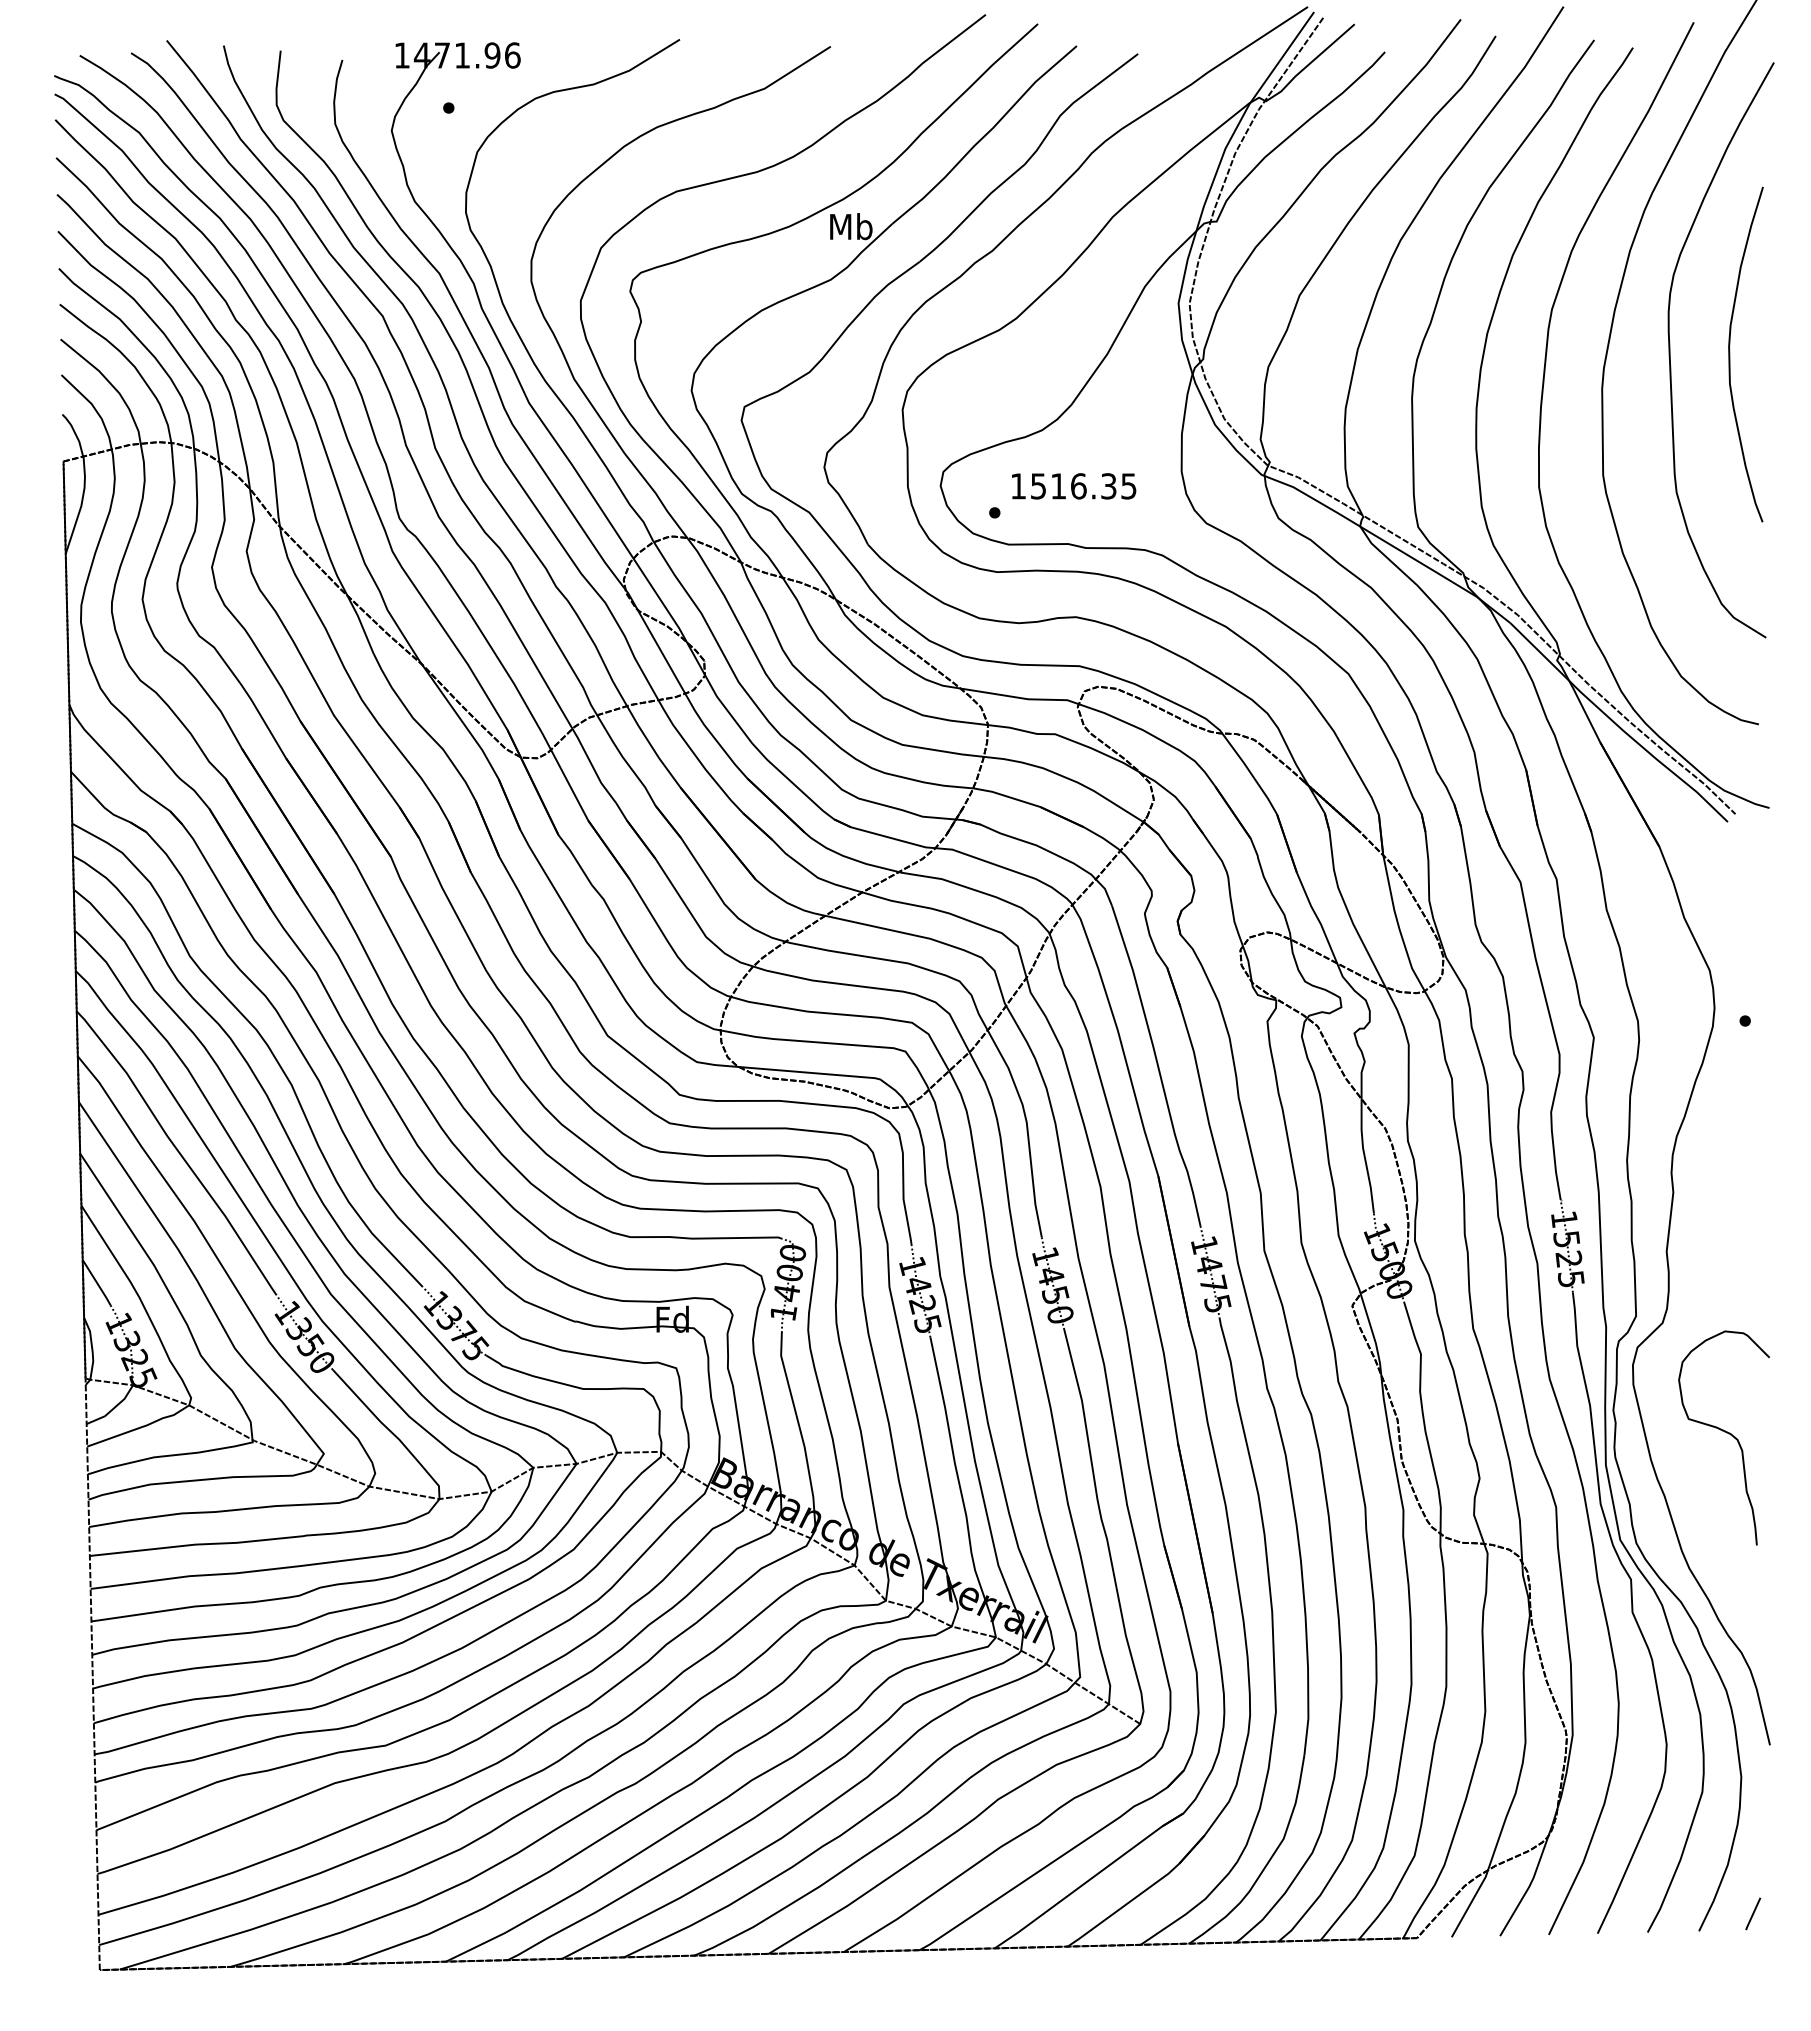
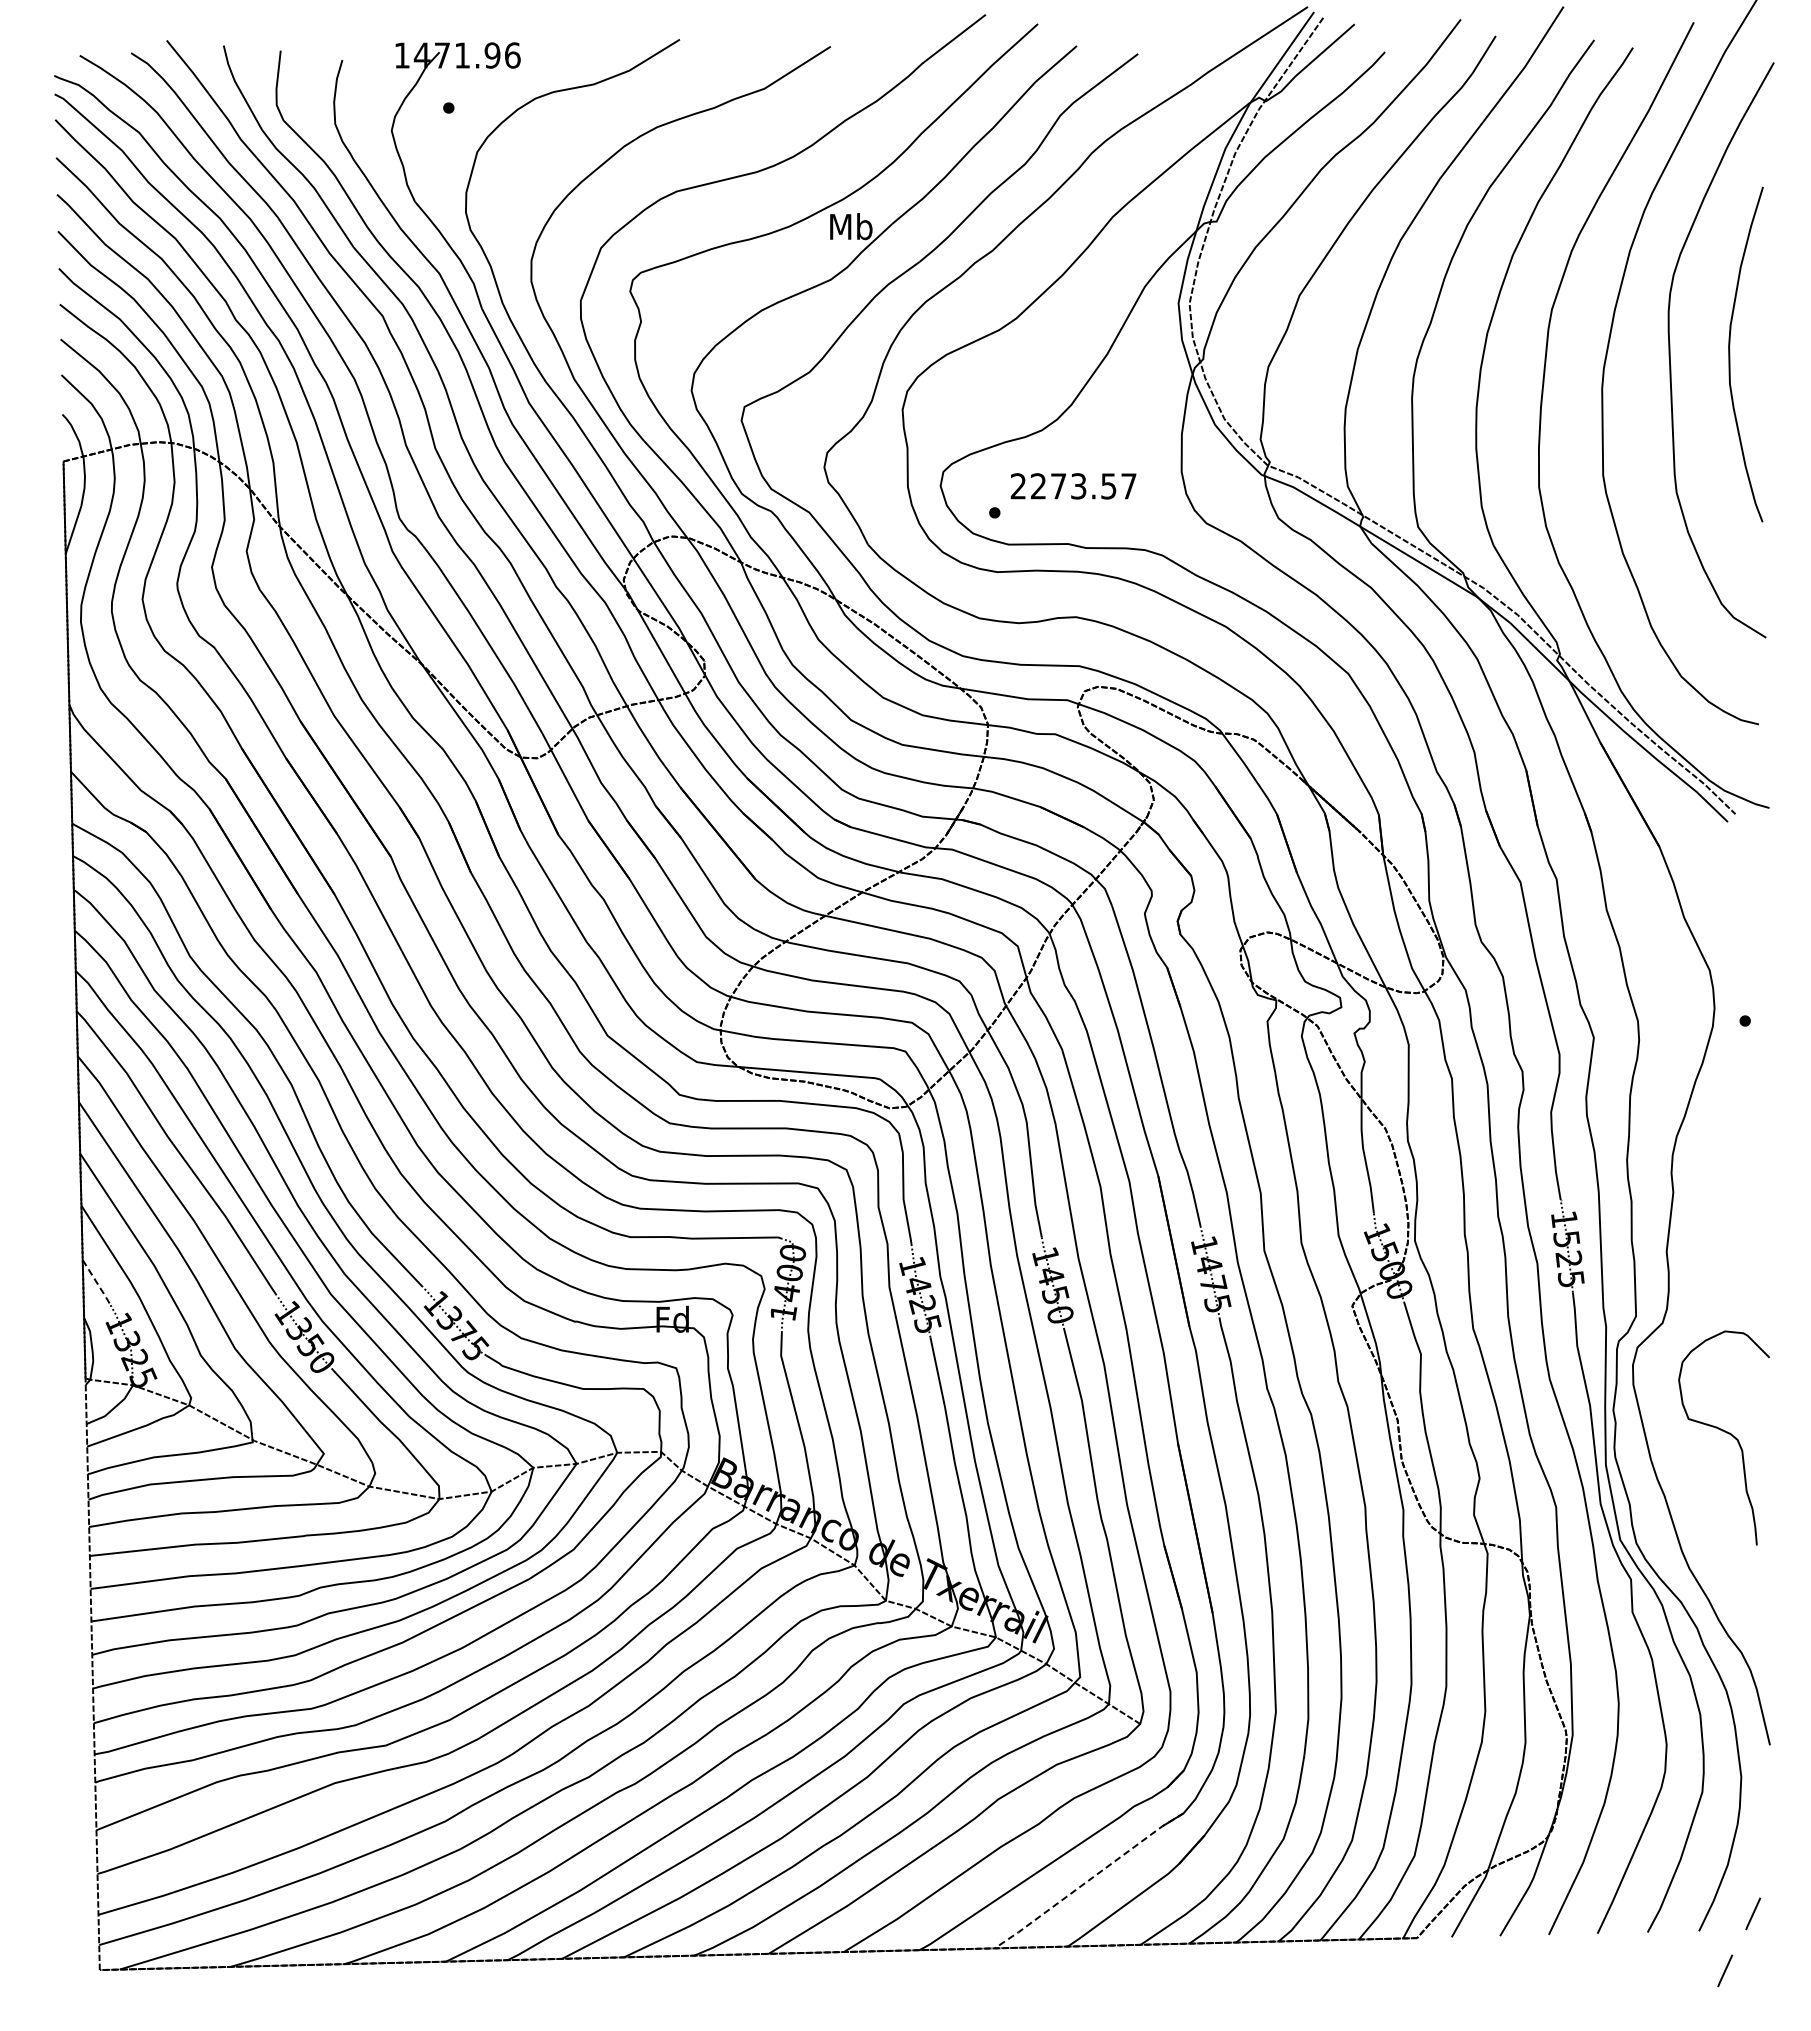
text: 1516.35 -> 2273.57 (1073, 486)
line: solid -> dashed (97, 1283)
line: solid -> dashed (1088, 1880)
line: none -> present (1725, 1970)
